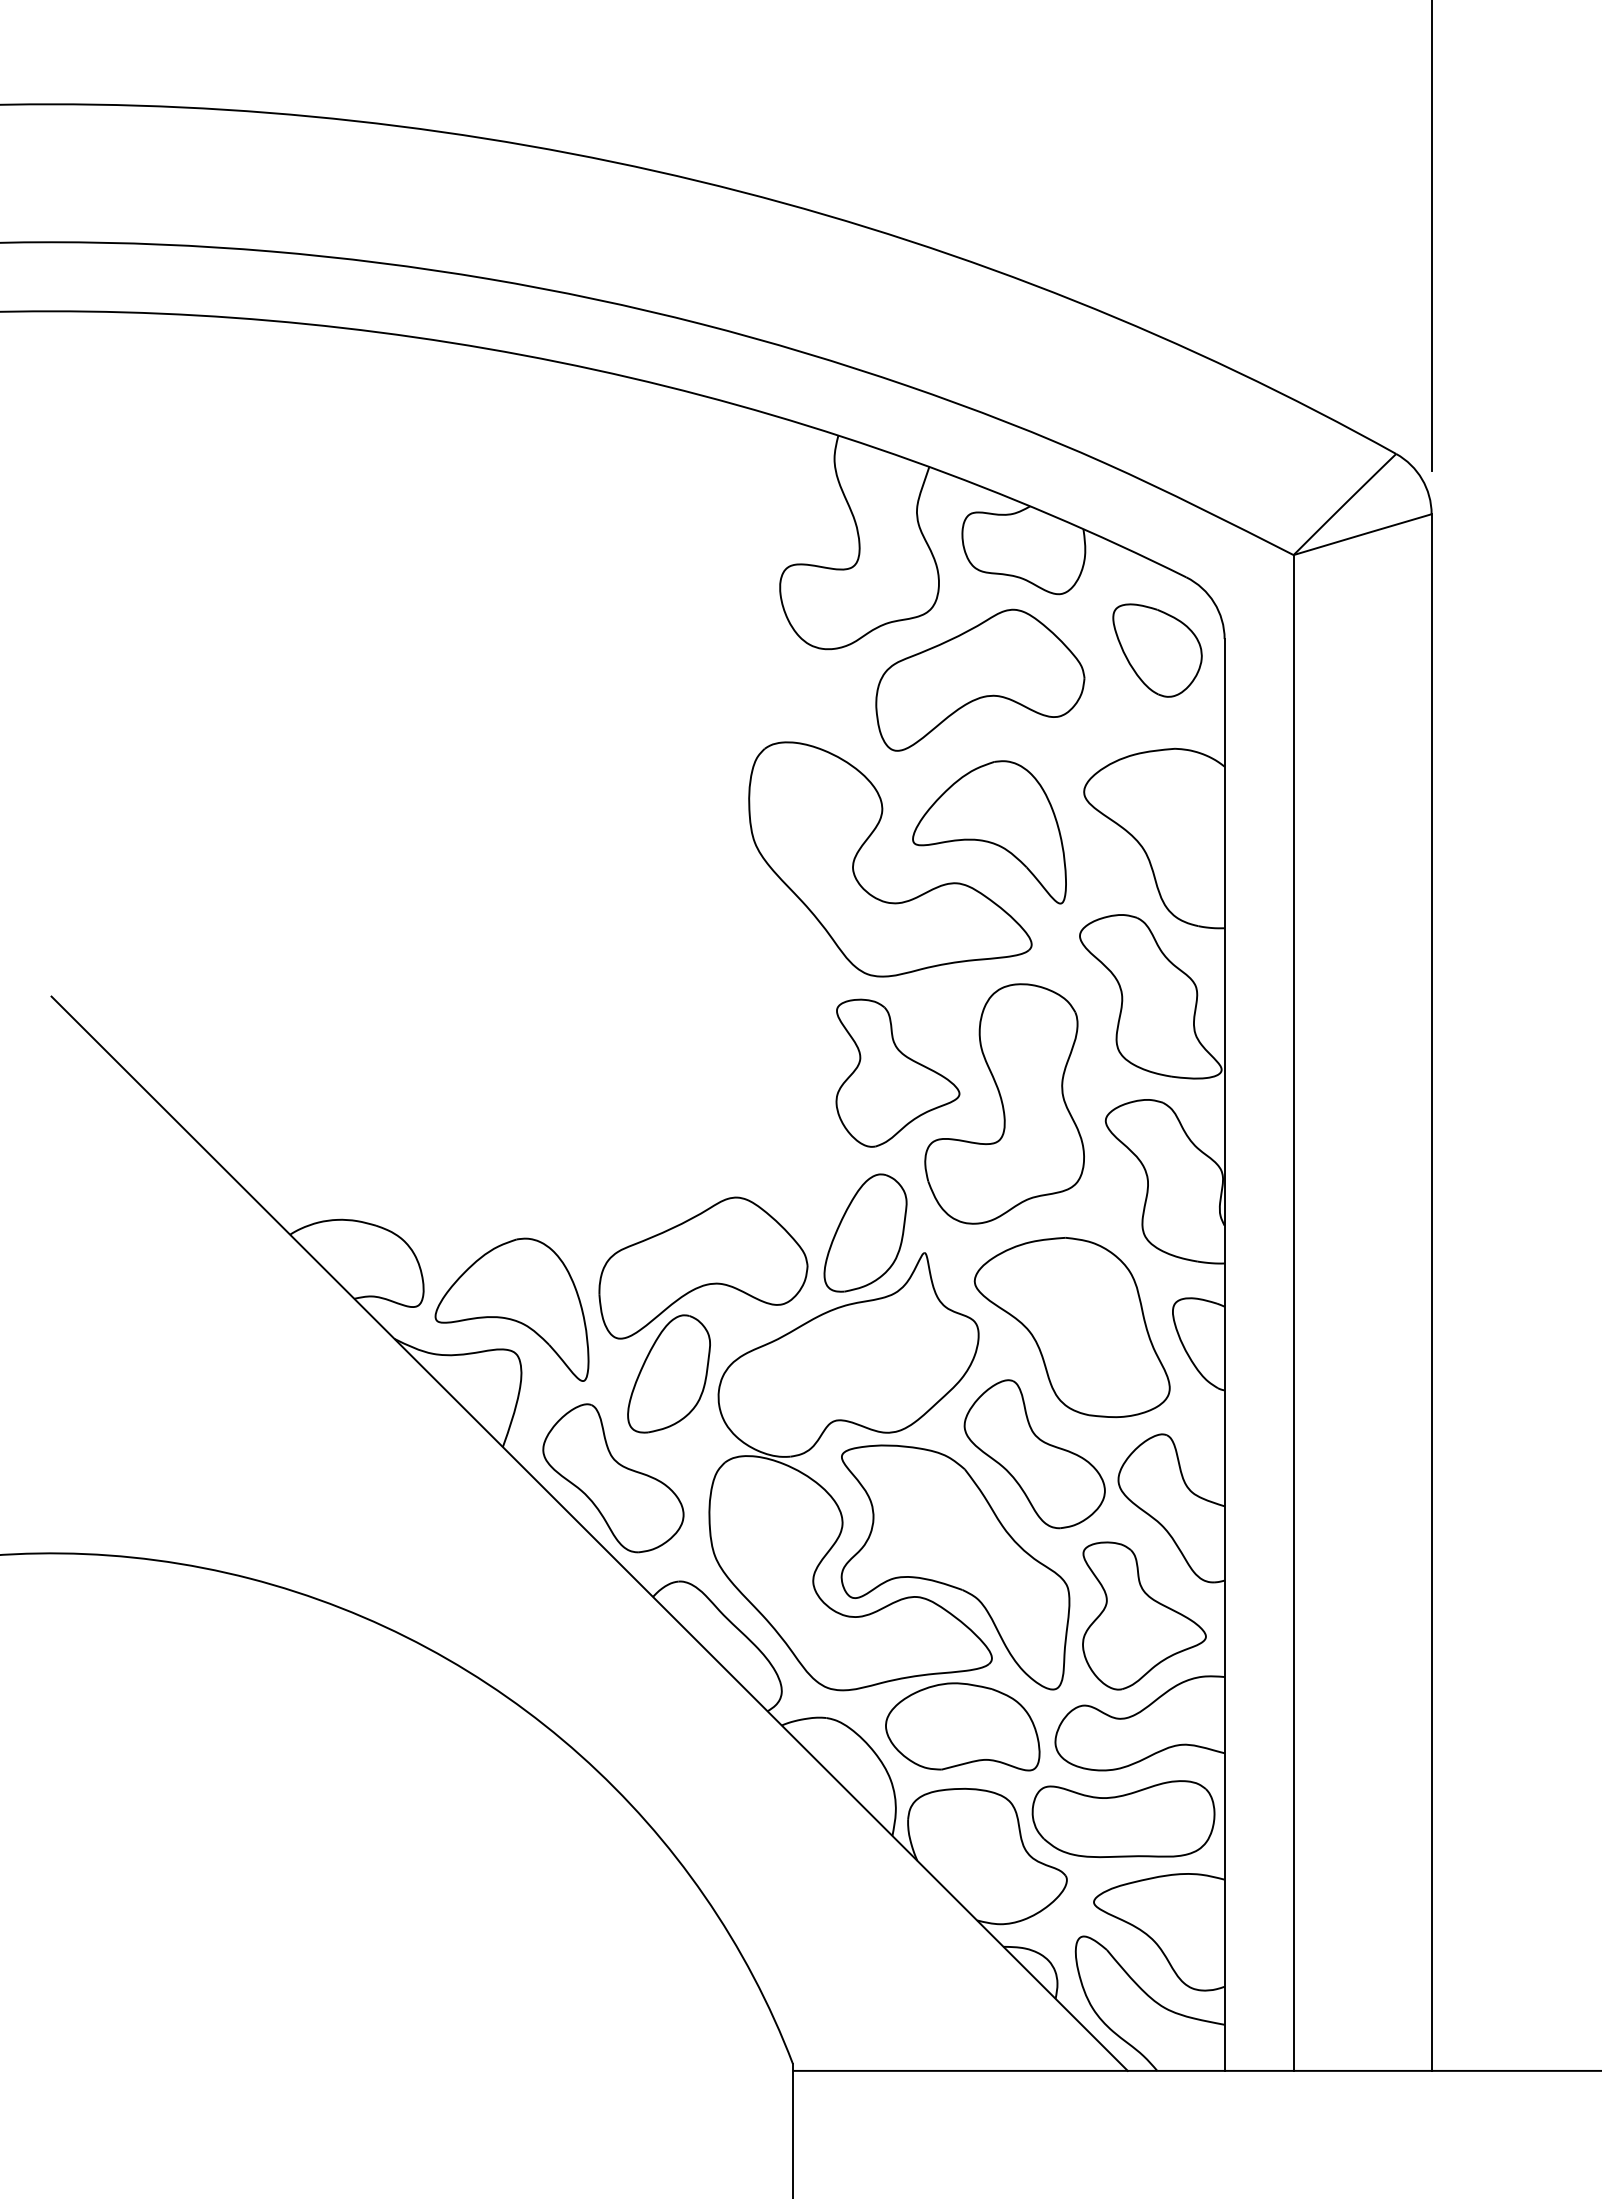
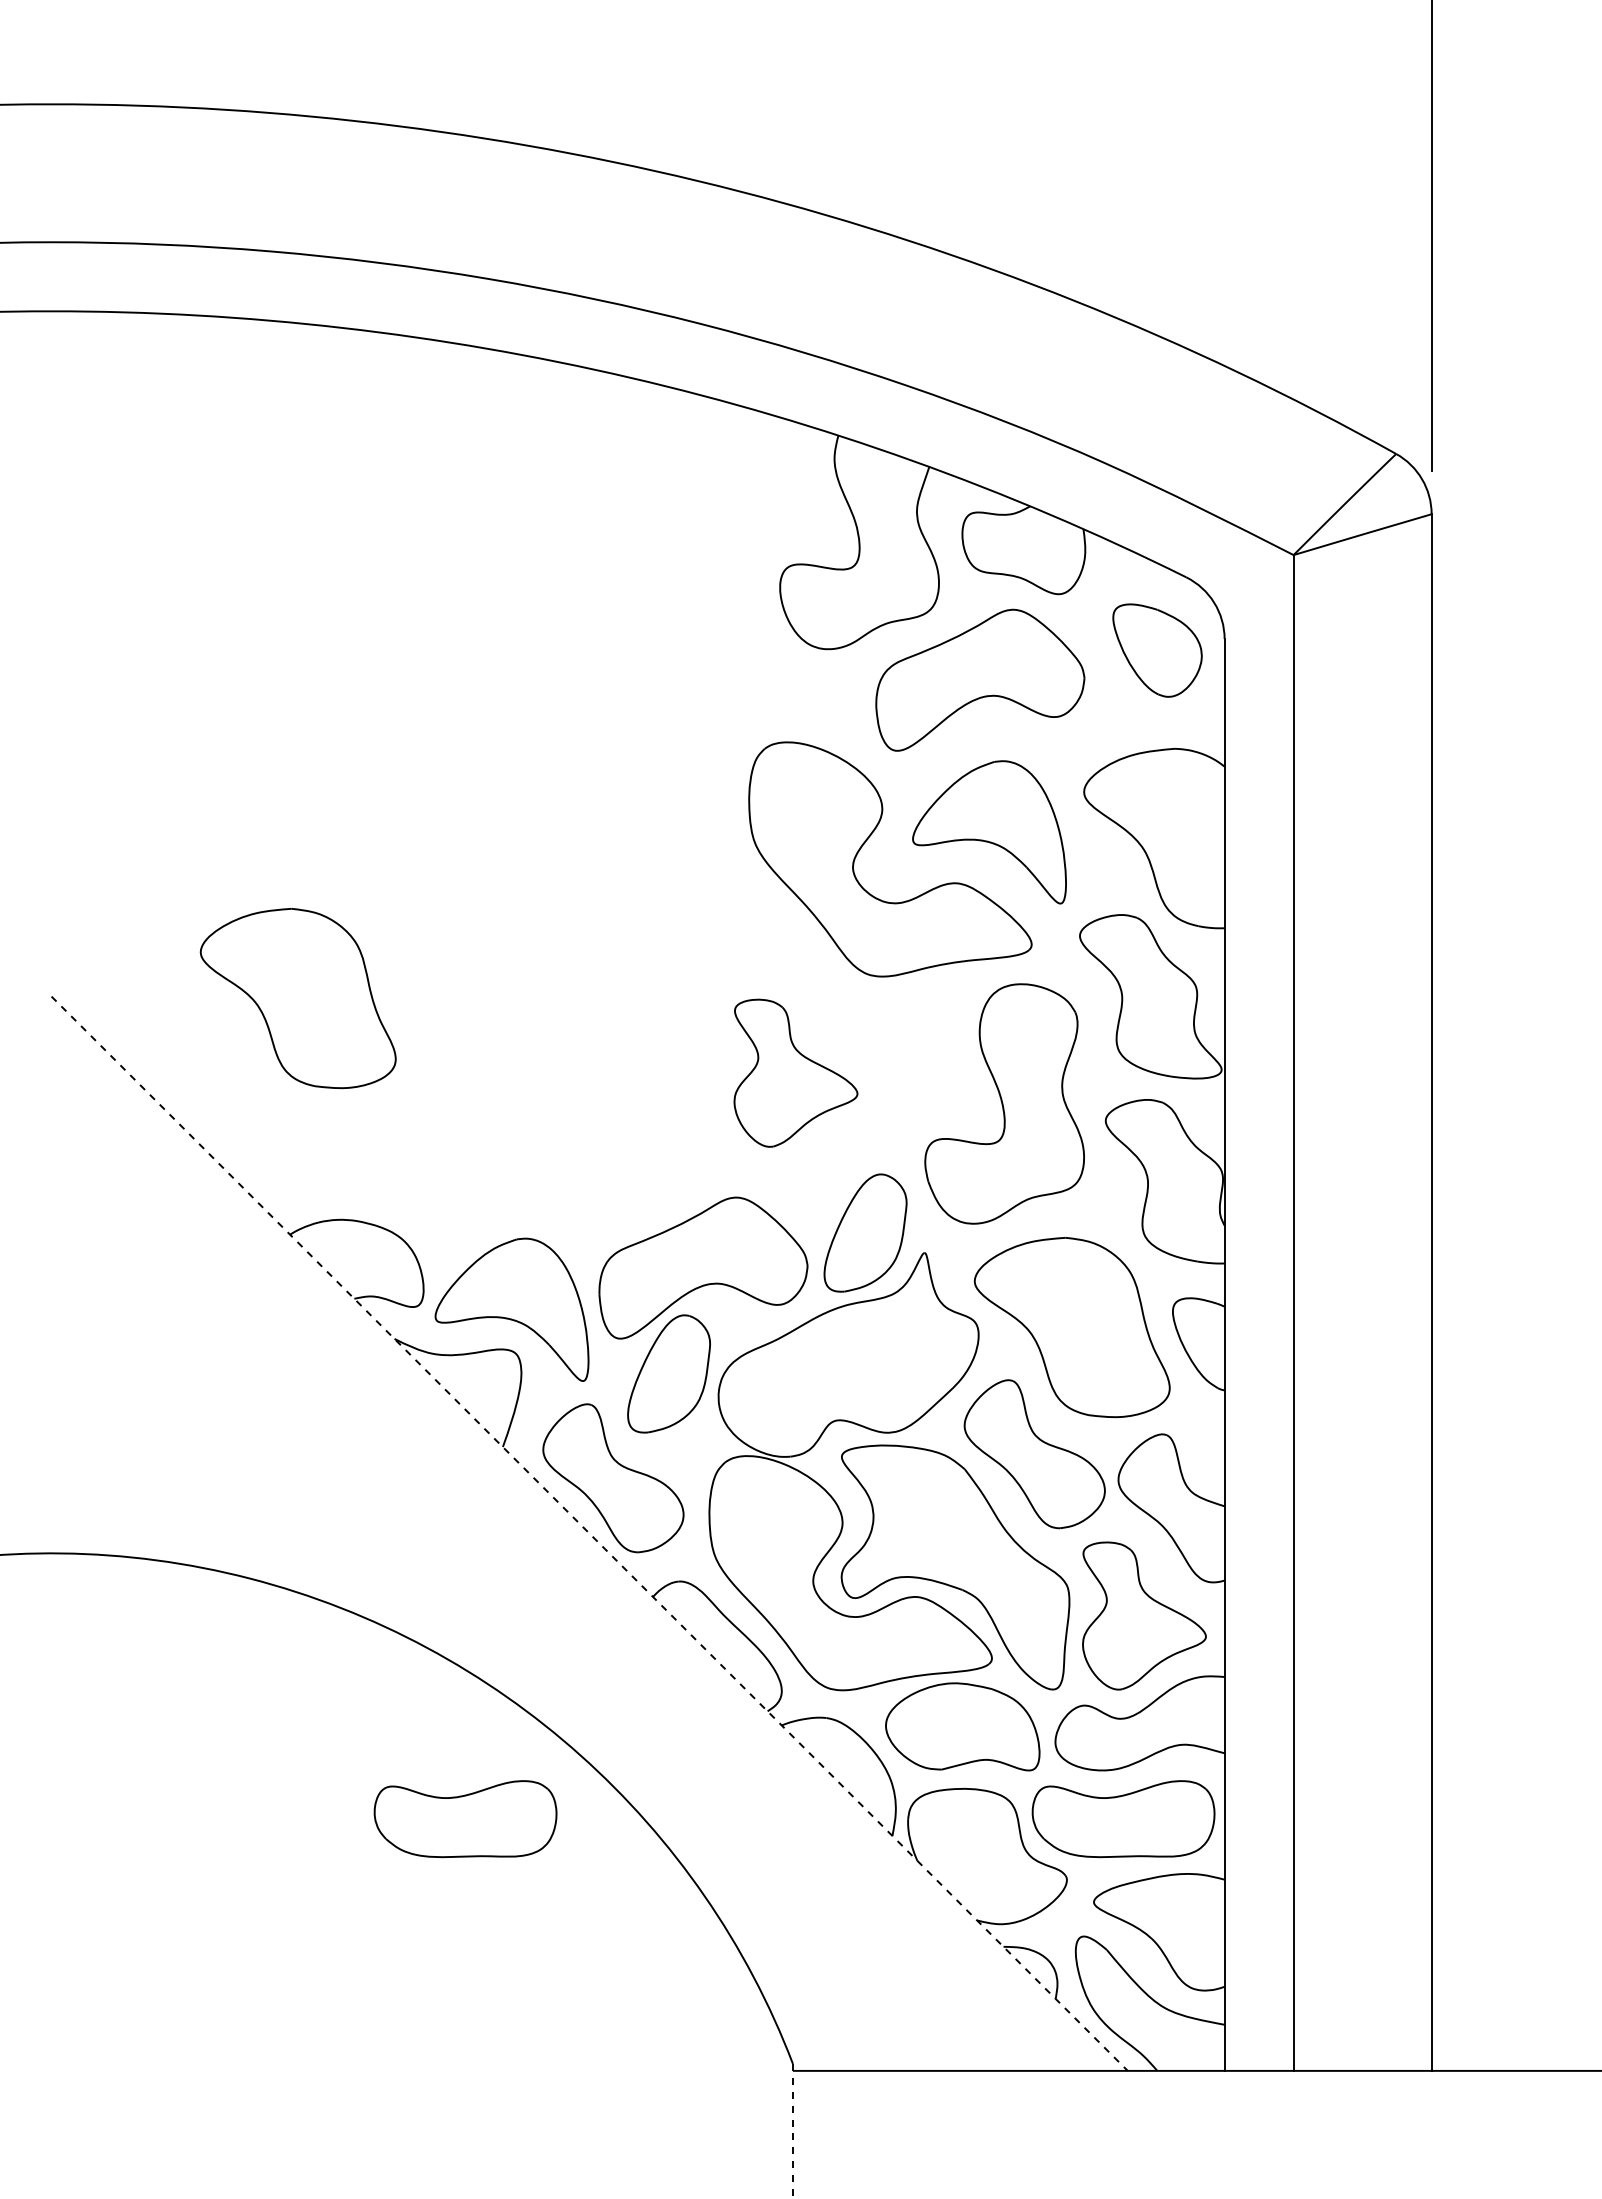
part: none -> present (297, 998)
part position: (897, 1072) -> (795, 1072) (795, 1072)
line: solid -> dashed (590, 1534)
part: none -> present (465, 1819)
line: solid -> dashed (792, 2131)
